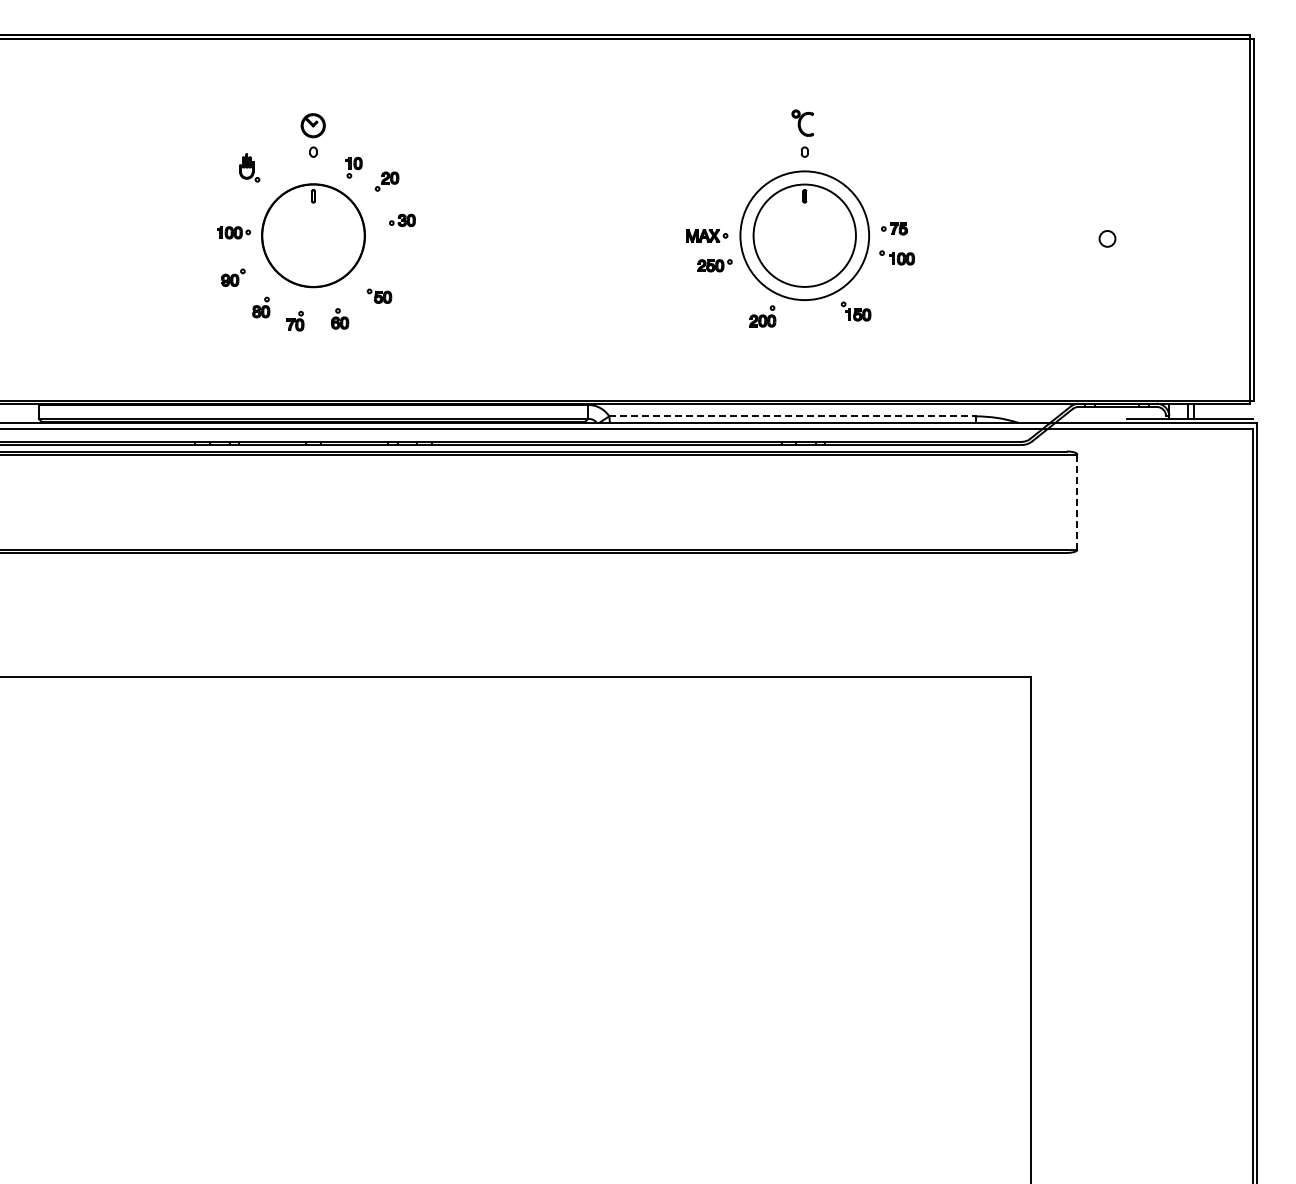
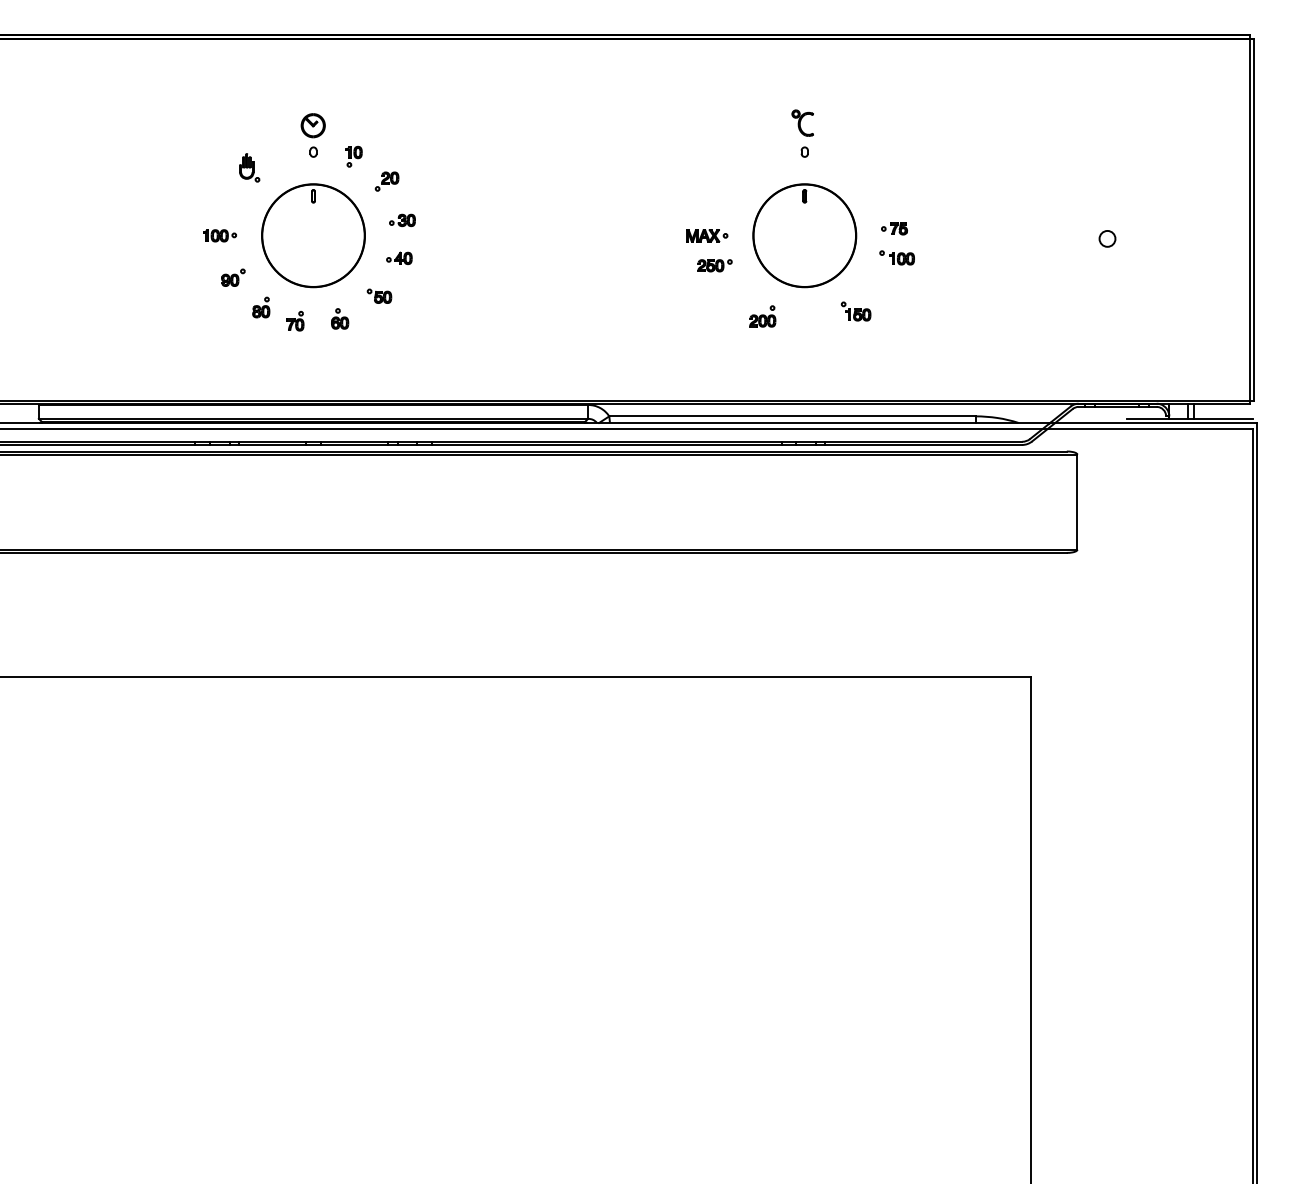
part position: (353, 167) -> (353, 156) (353, 156)
part position: (233, 232) -> (219, 235) (219, 235)
circle diameter: 129 px -> 103 px (804, 235)
part: none -> present (399, 257)
line: dashed -> solid (793, 416)
line: dashed -> solid (1077, 502)
